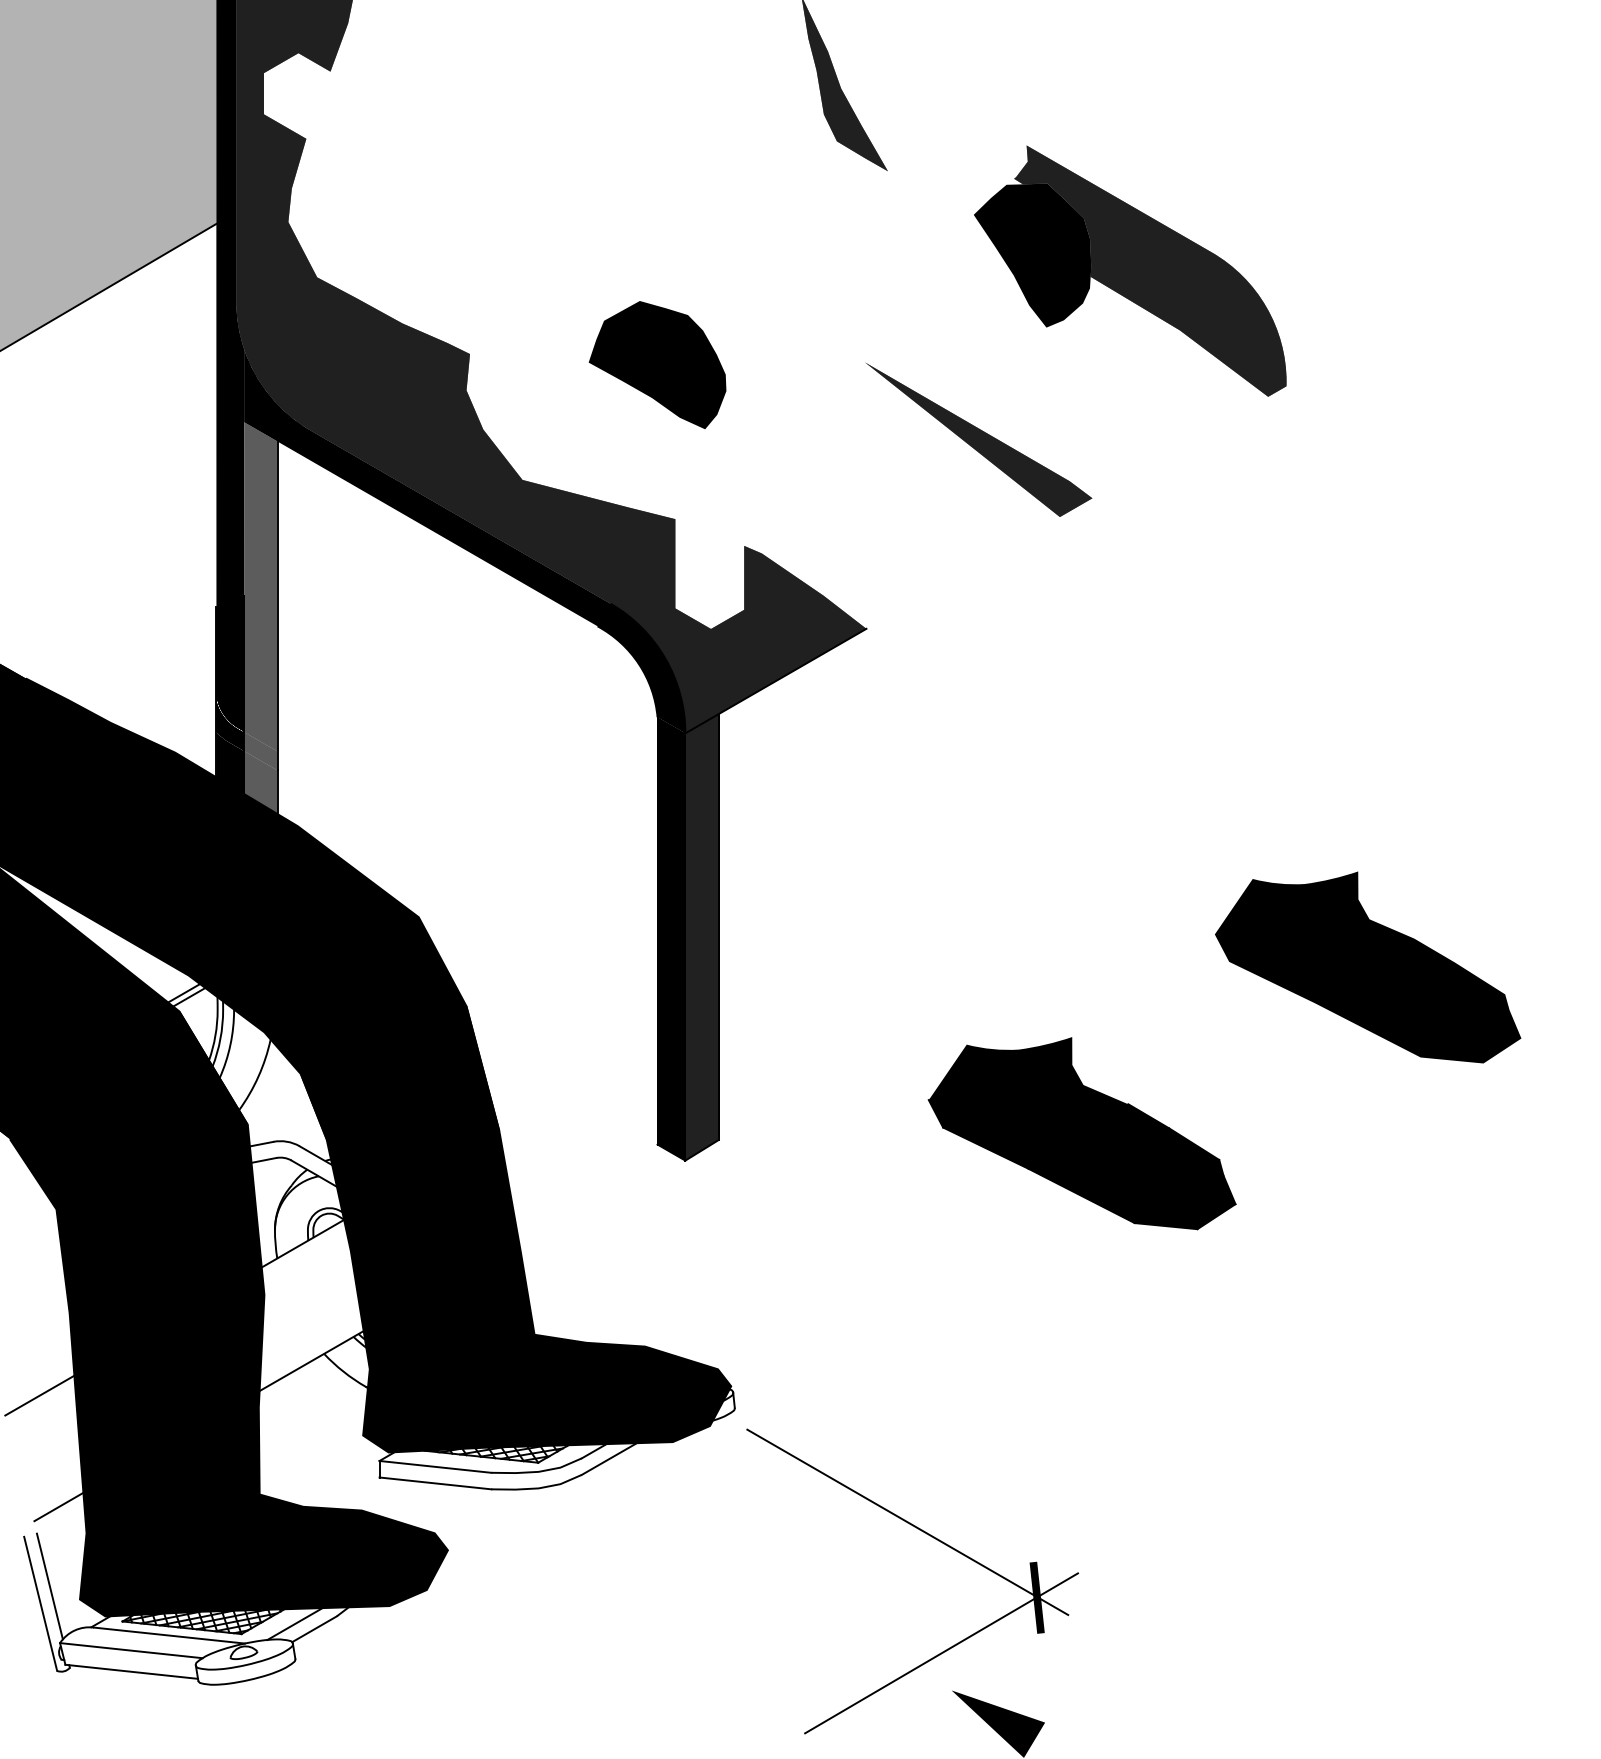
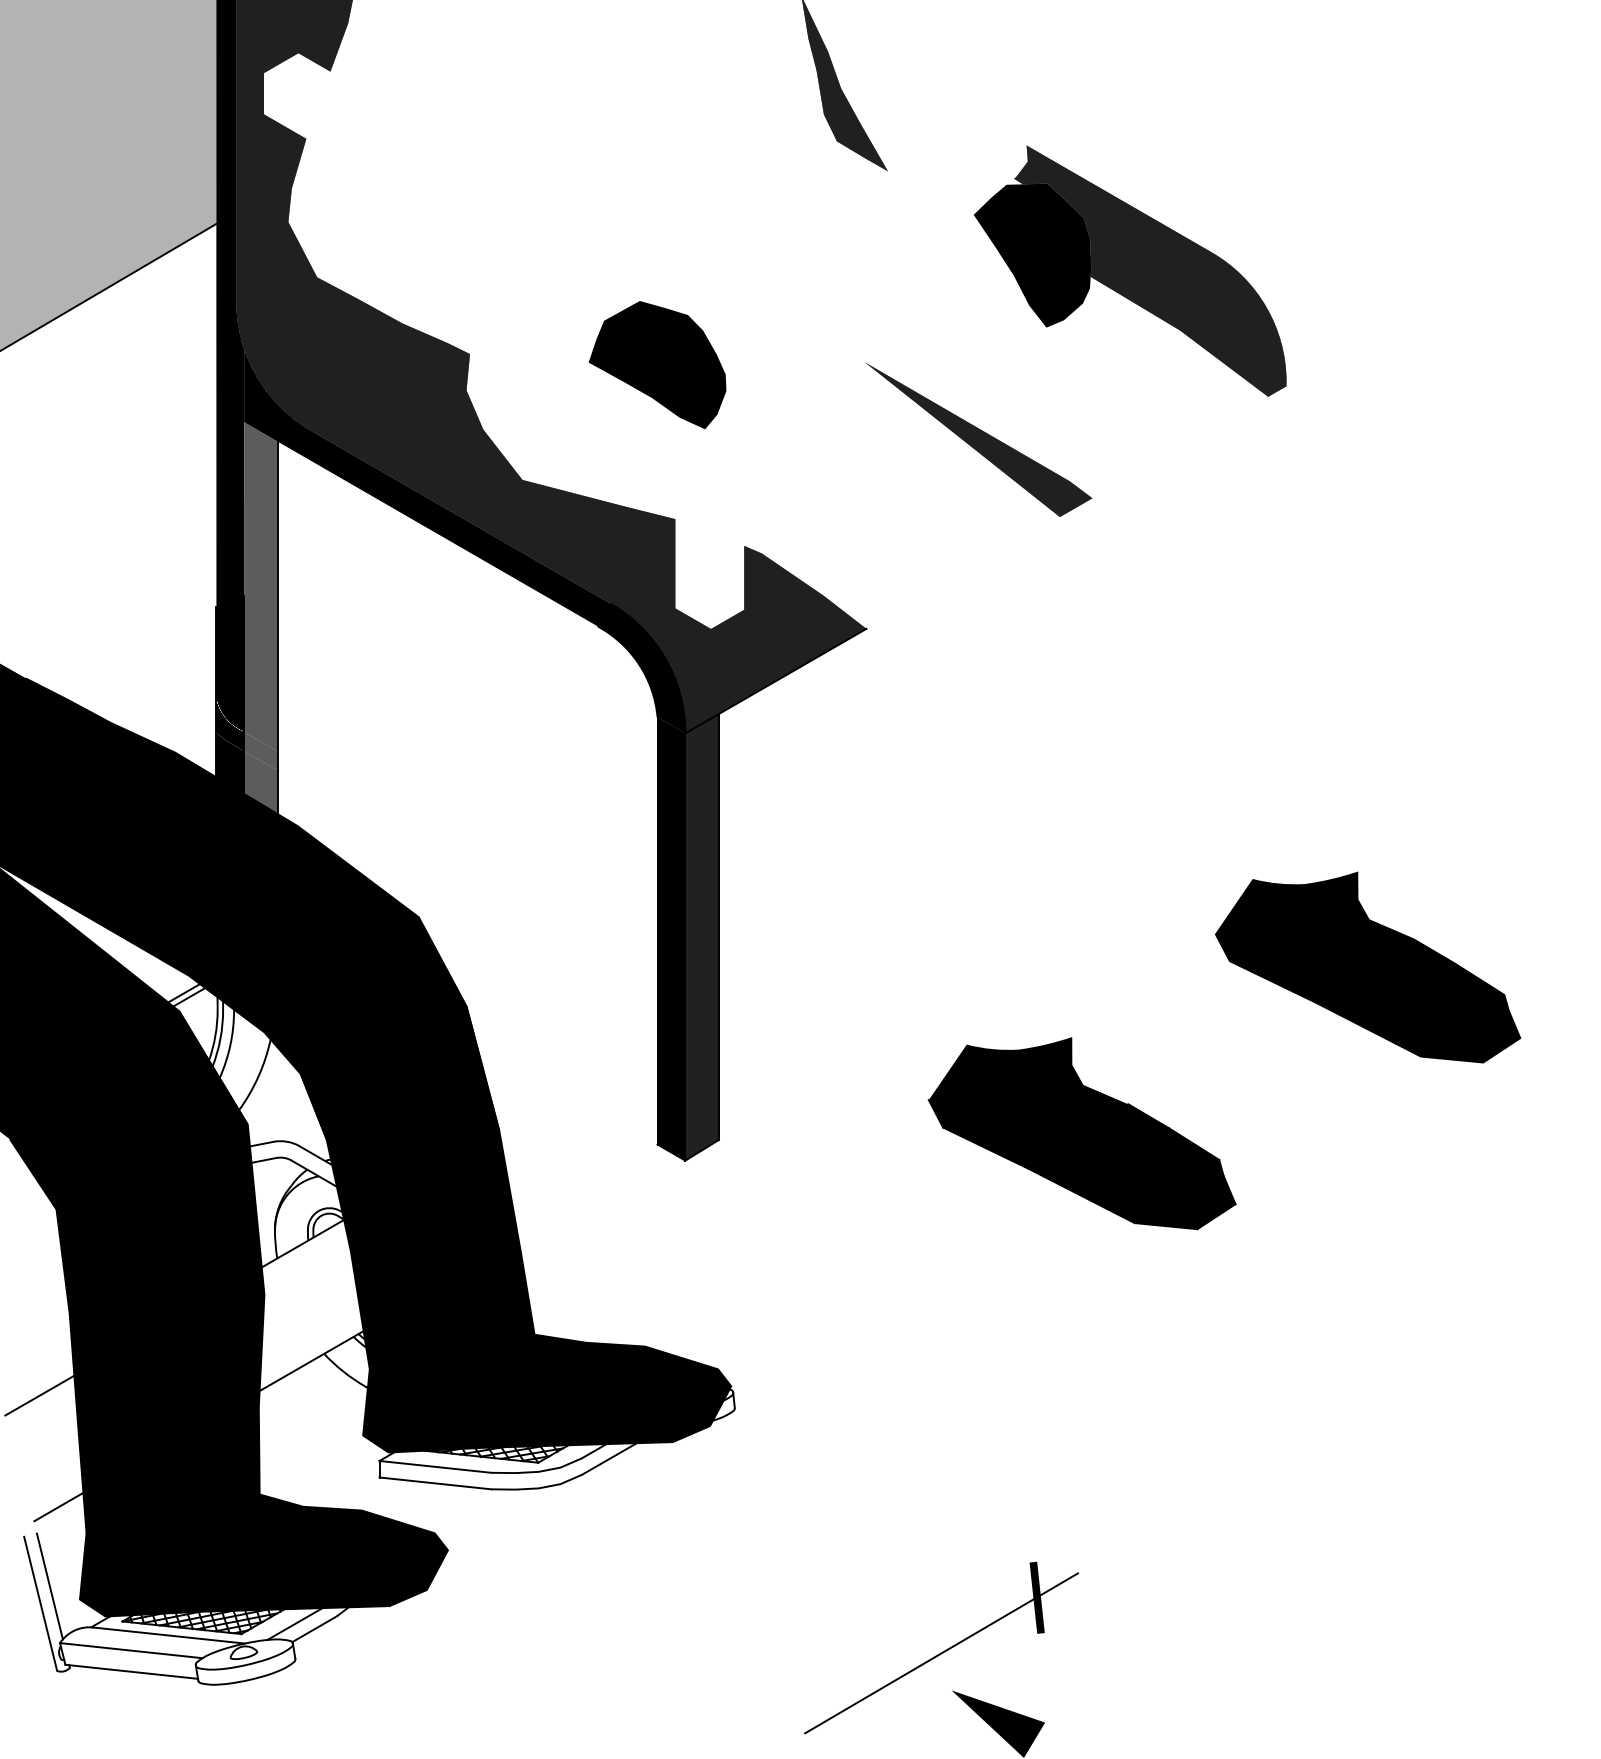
line: present -> none (907, 1522)
